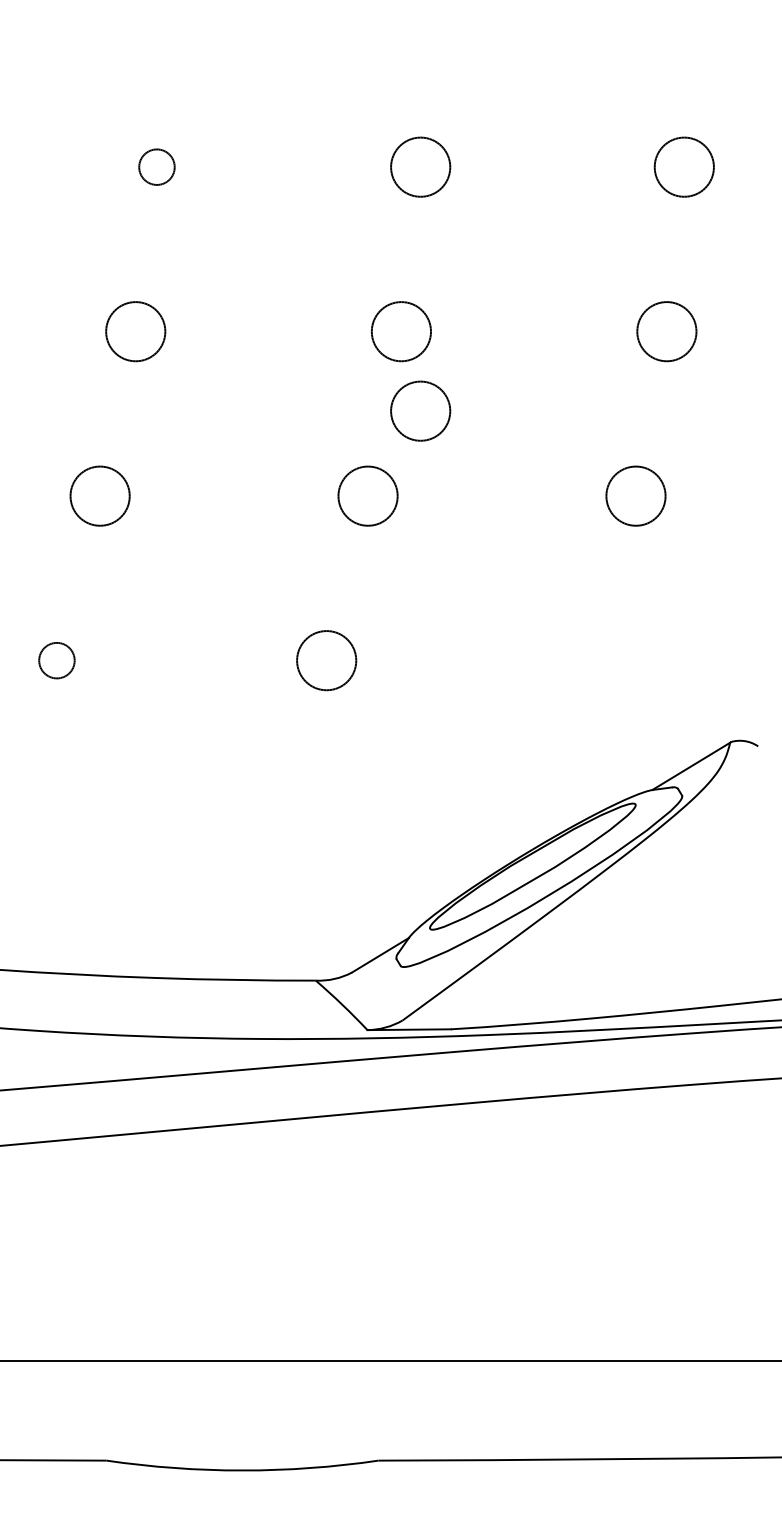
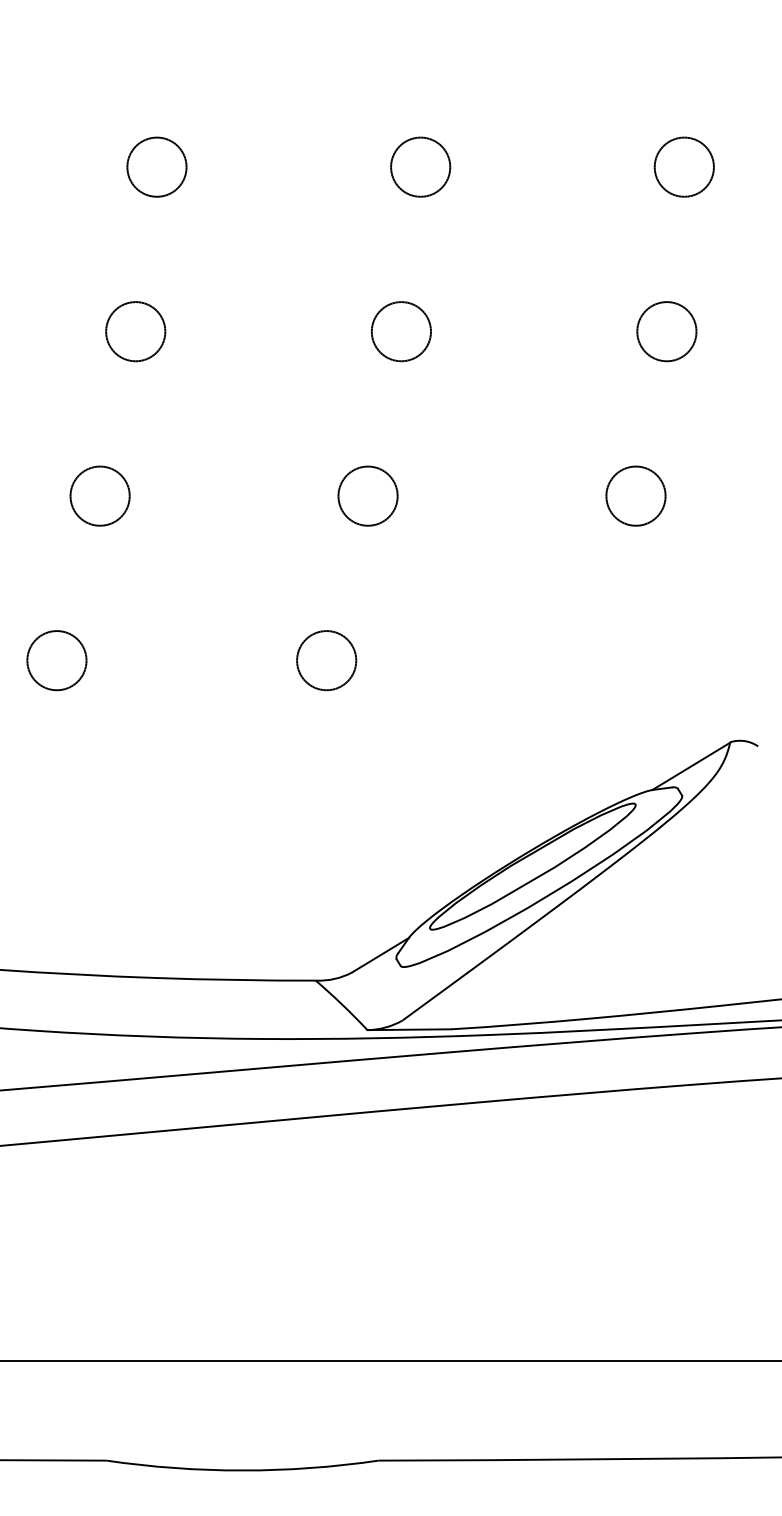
circle diameter: 36 px -> 59 px (156, 166)
circle: present -> none (420, 410)
circle diameter: 36 px -> 59 px (56, 660)
